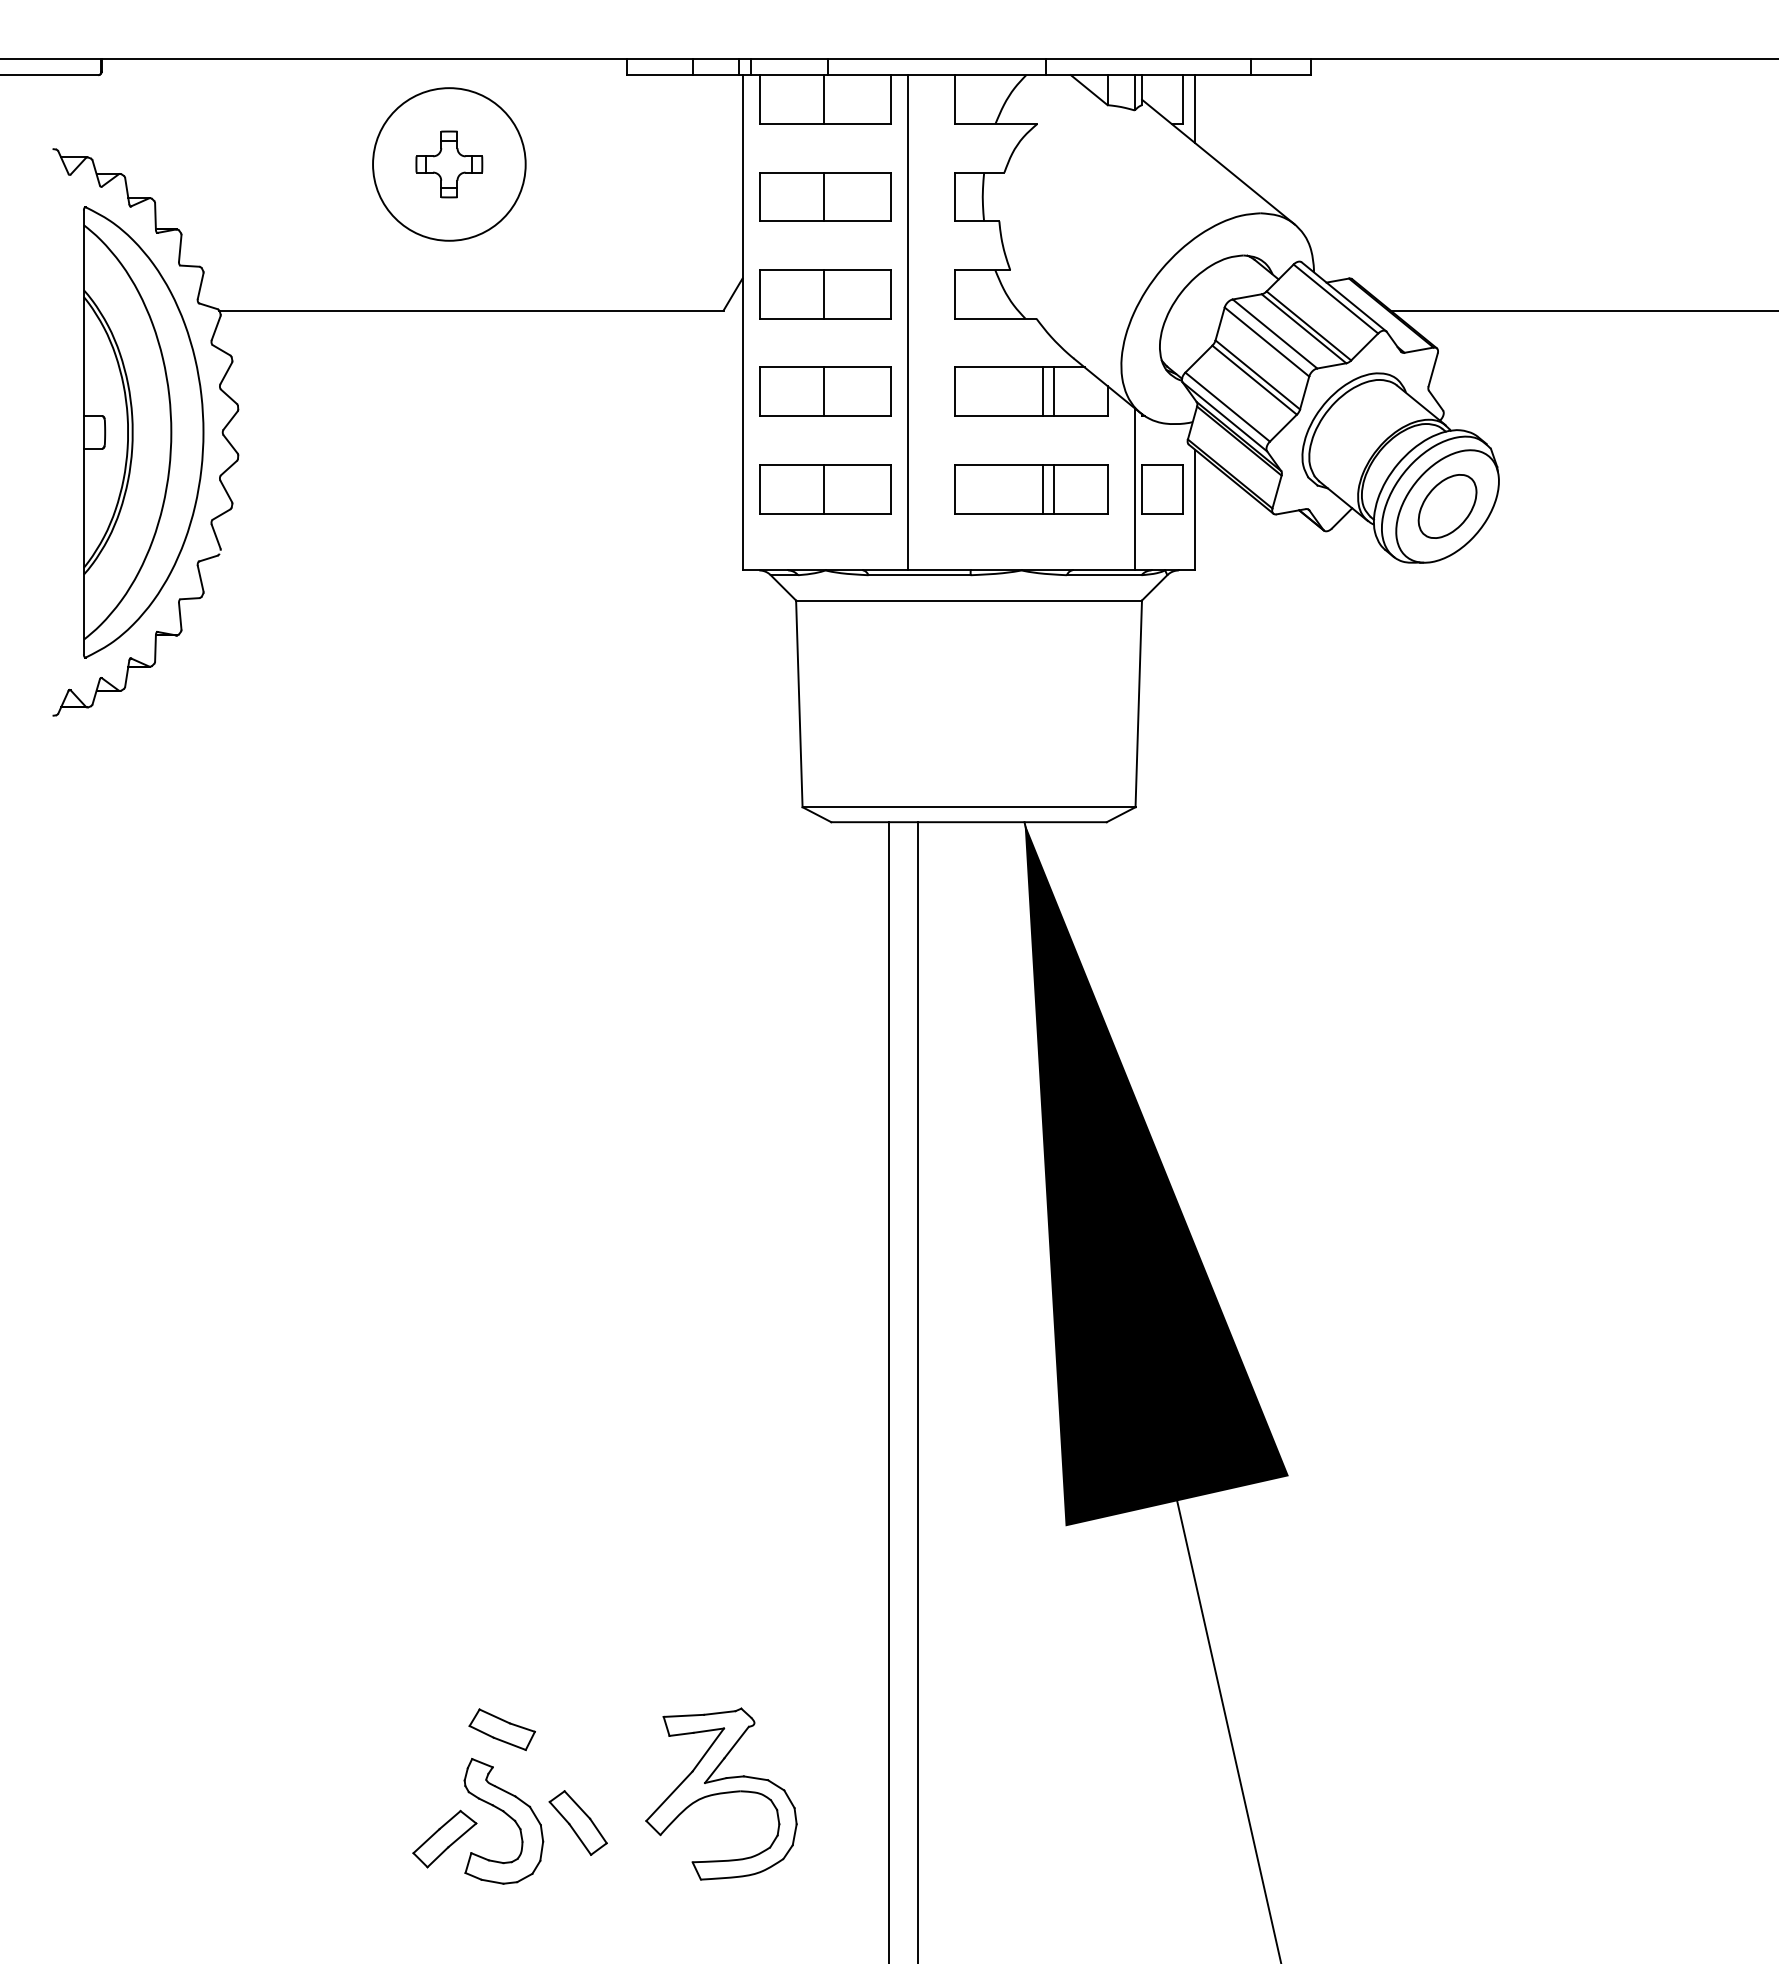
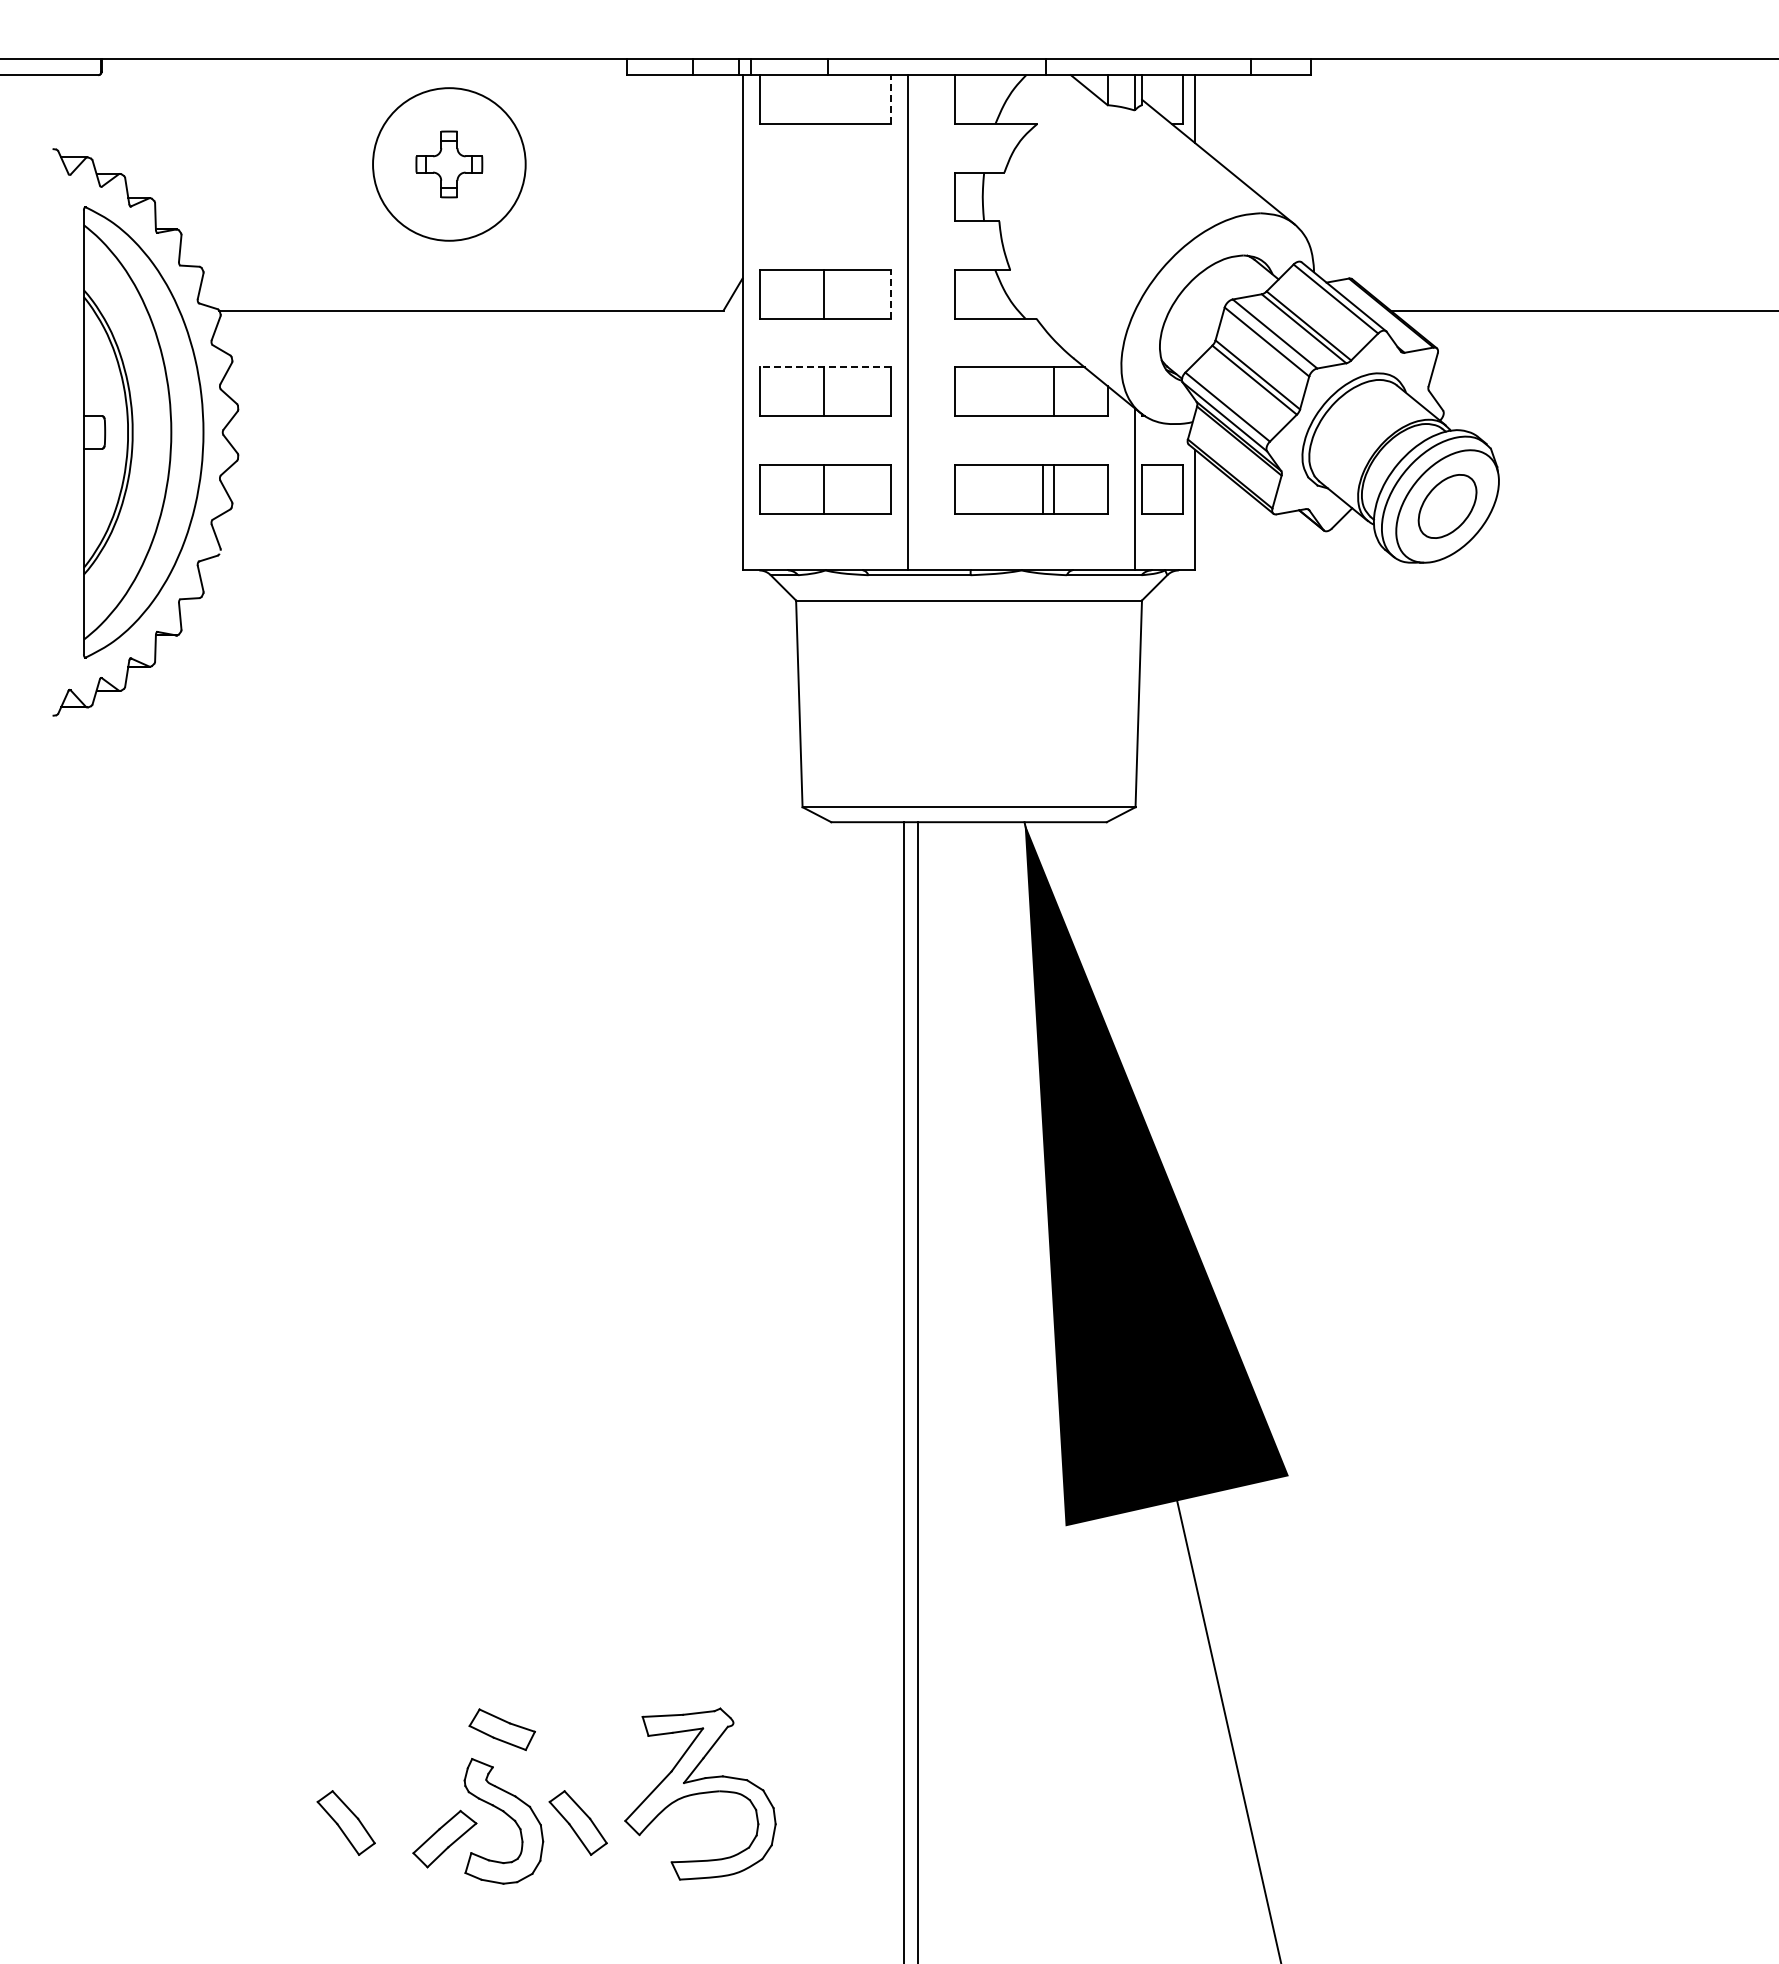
line: present -> none (823, 99)
line: solid -> dashed (890, 99)
part: present -> none (825, 196)
line: solid -> dashed (890, 293)
line: solid -> dashed (825, 367)
line: present -> none (1042, 391)
line position: (889, 1391) -> (904, 1391) (904, 1391)
part position: (721, 1793) -> (700, 1793) (700, 1793)
part: none -> present (345, 1822)
